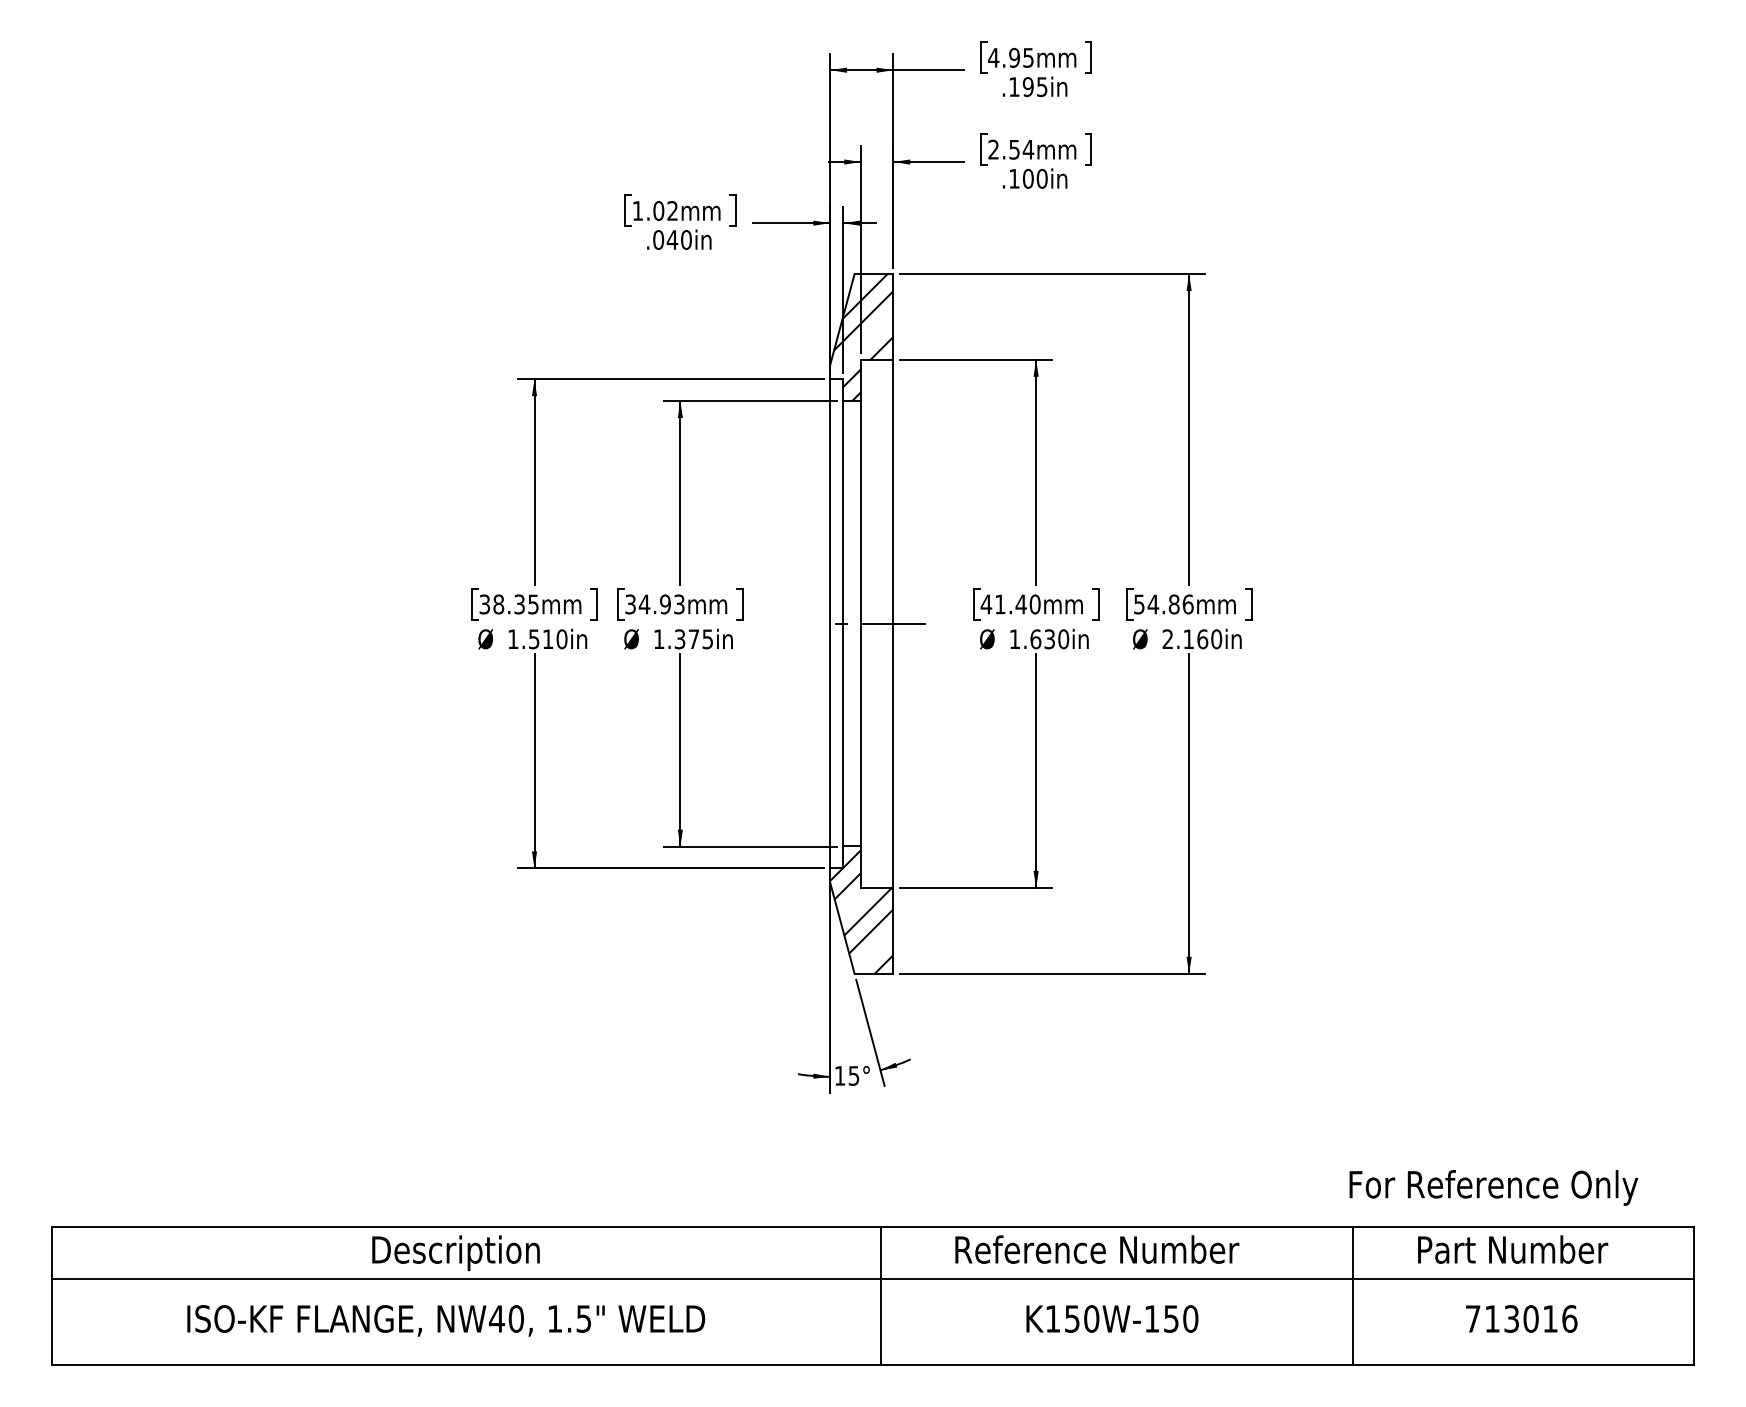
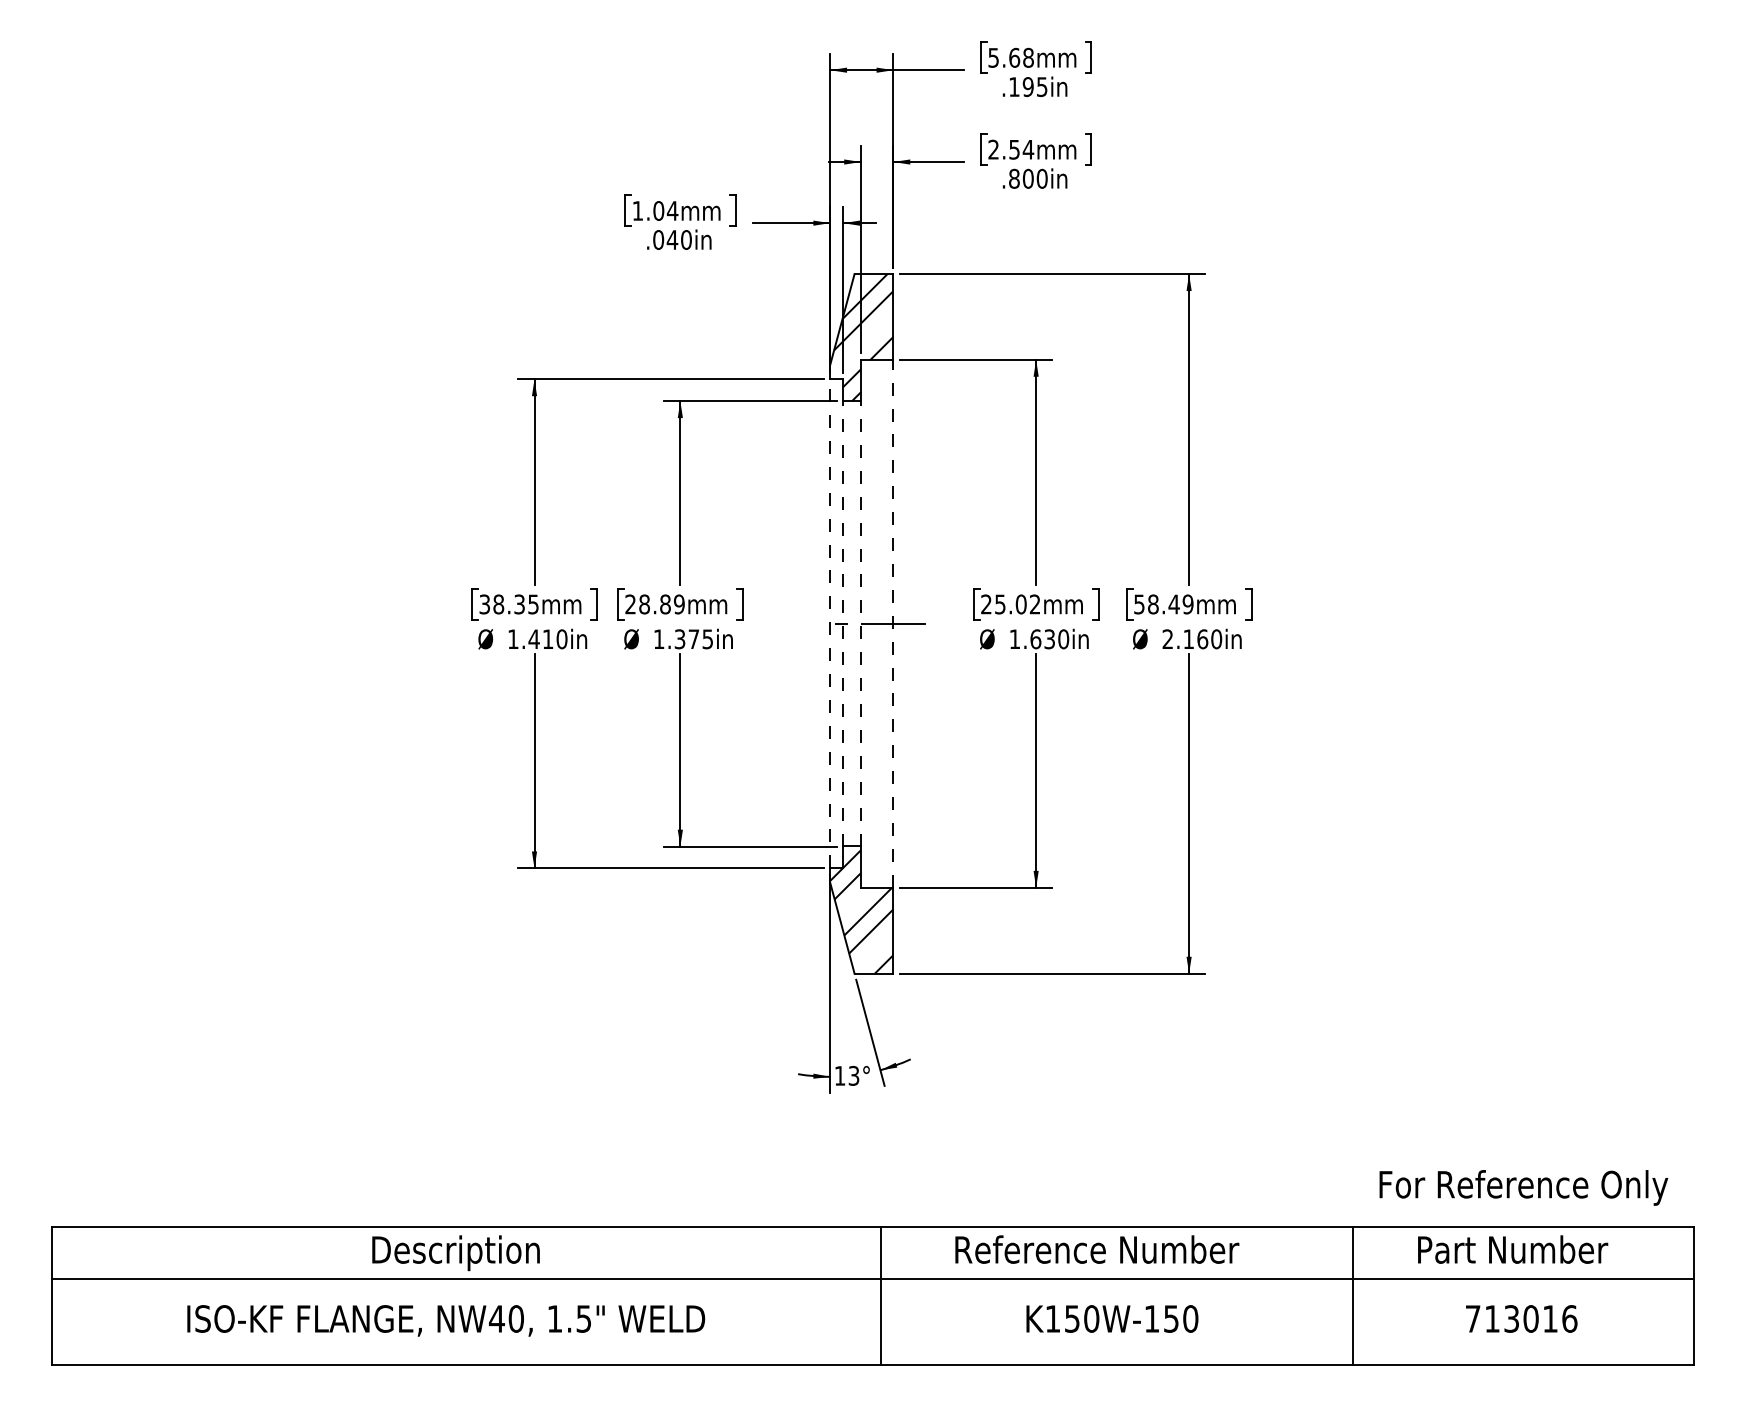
text: 4.95mm -> 5.68mm (1010, 57)
text: .100in -> .800in (1014, 178)
text: 1.02mm -> 1.04mm (672, 210)
text: 34.93mm -> 28.89mm (654, 604)
text: 41.40mm -> 25.02mm (1010, 604)
text: 54.86mm -> 58.49mm (1170, 604)
line: solid -> dashed (830, 623)
line: solid -> dashed (843, 623)
line: solid -> dashed (861, 623)
line: solid -> dashed (893, 623)
text: 1.510in -> 1.410in (533, 639)
text: 15° -> 13° (854, 1075)
text position: (1493, 1187) -> (1523, 1187) (1523, 1187)
